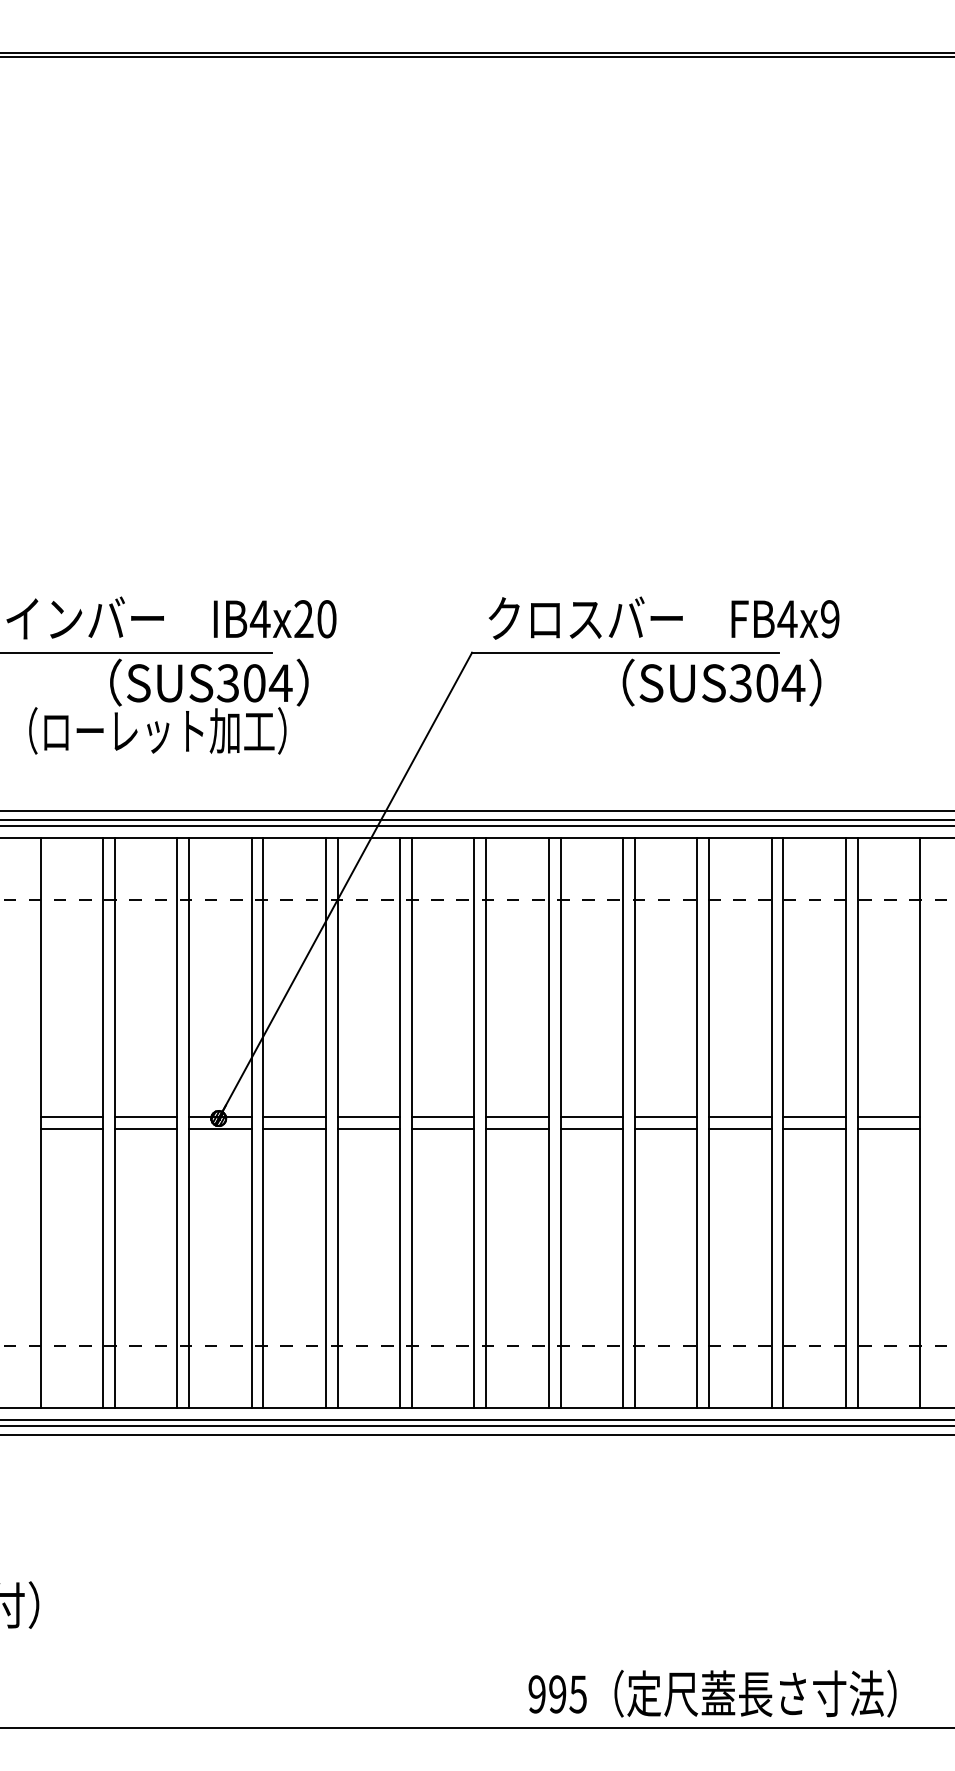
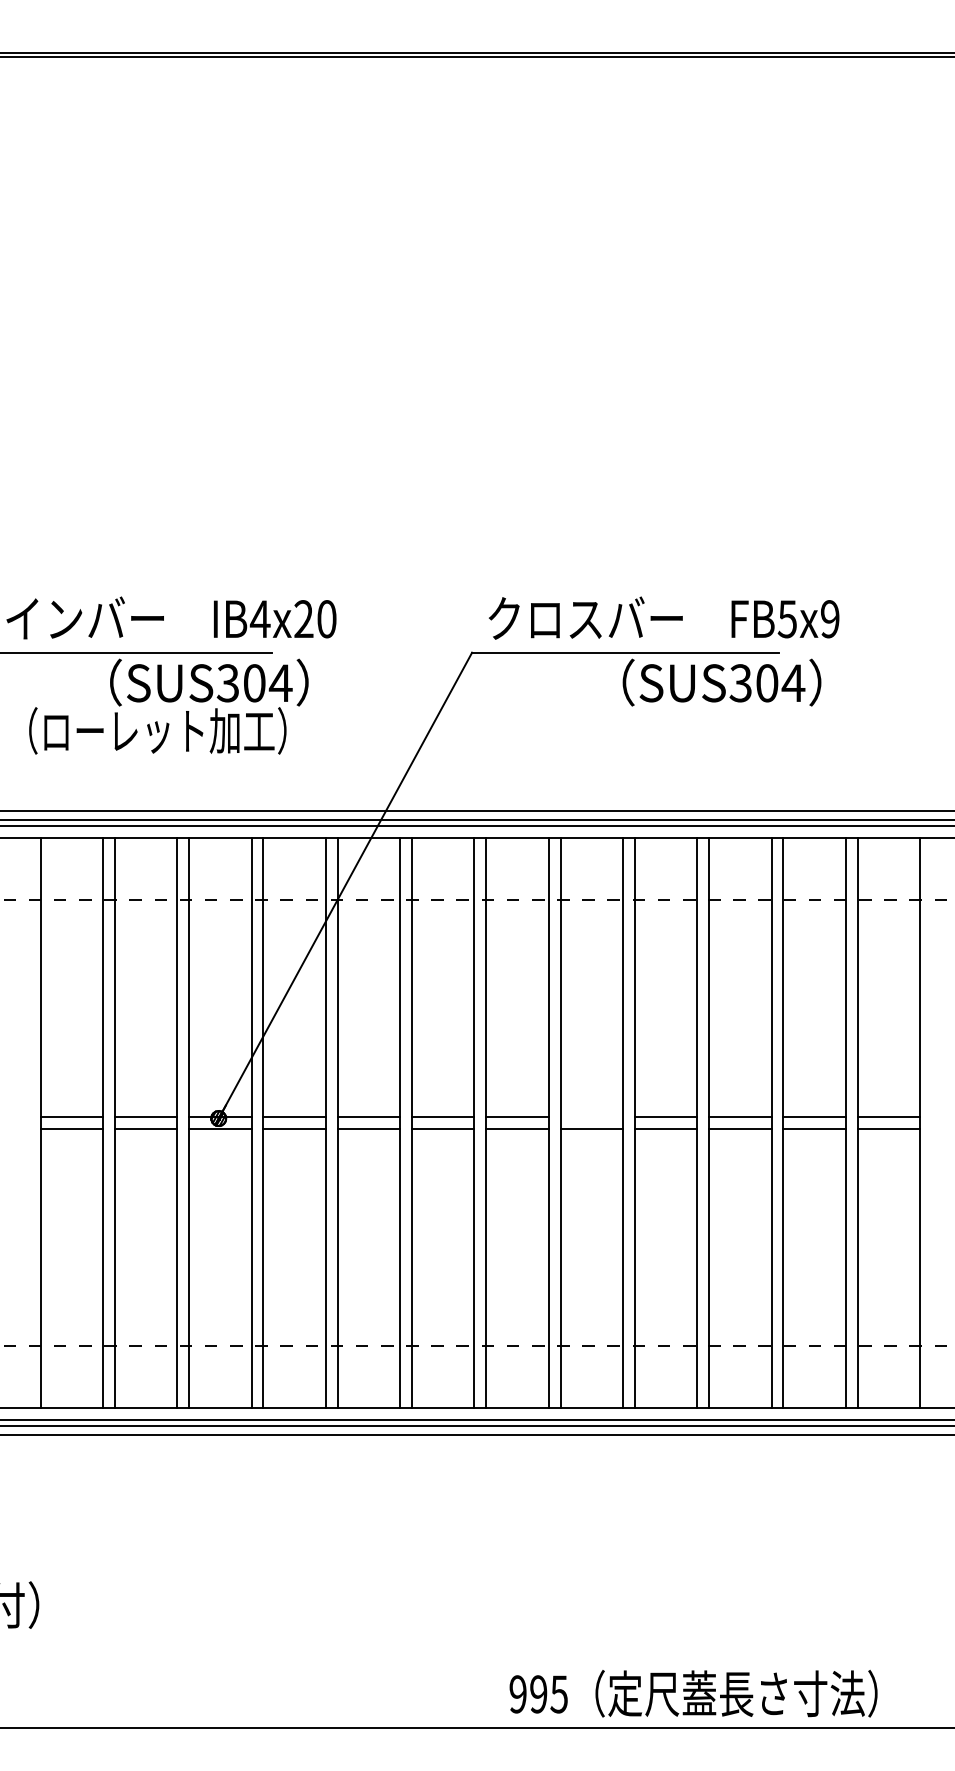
text: FB4x9 -> FB5x9 (787, 619)
line: present -> none (591, 1117)
text position: (712, 1693) -> (693, 1693) (693, 1693)
